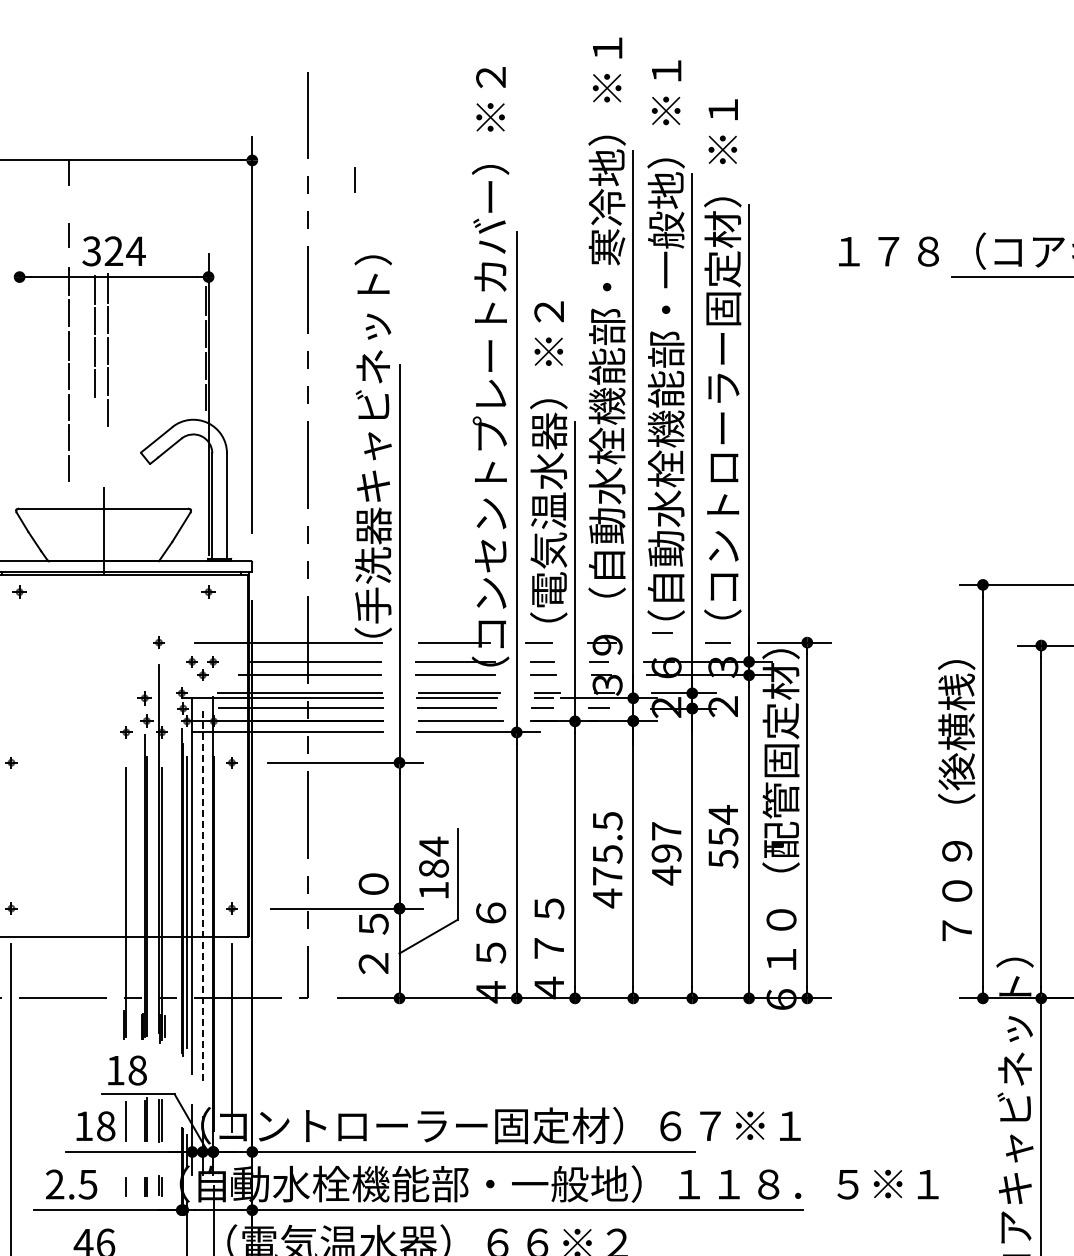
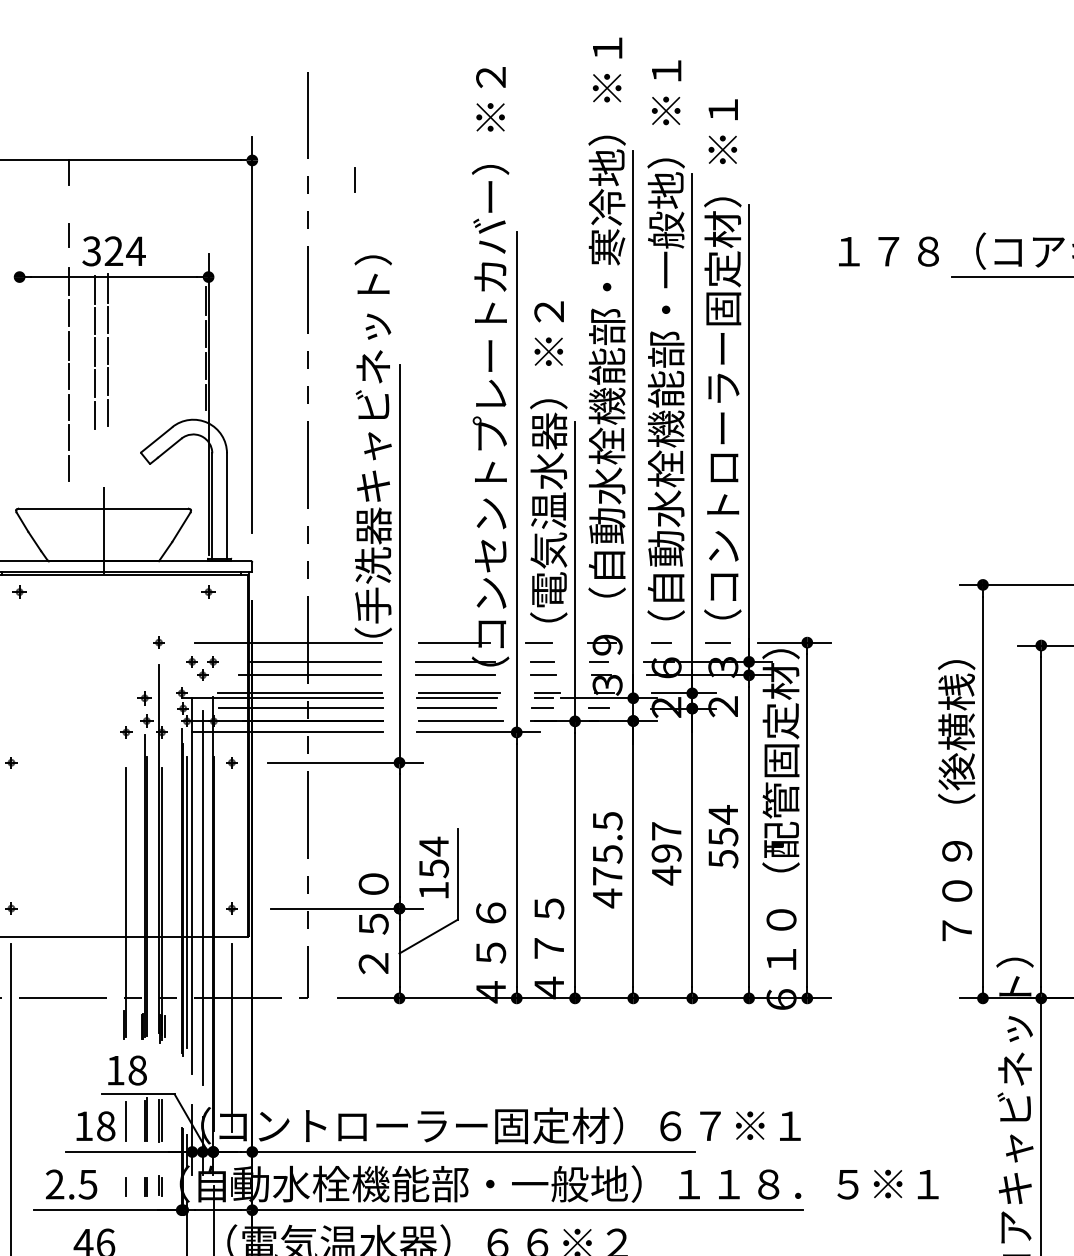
line: none -> present (94, 414)
line position: (662, 632) -> (661, 642) (661, 642)
text: 184 -> 154 (433, 868)
line: dashed -> solid (202, 898)
